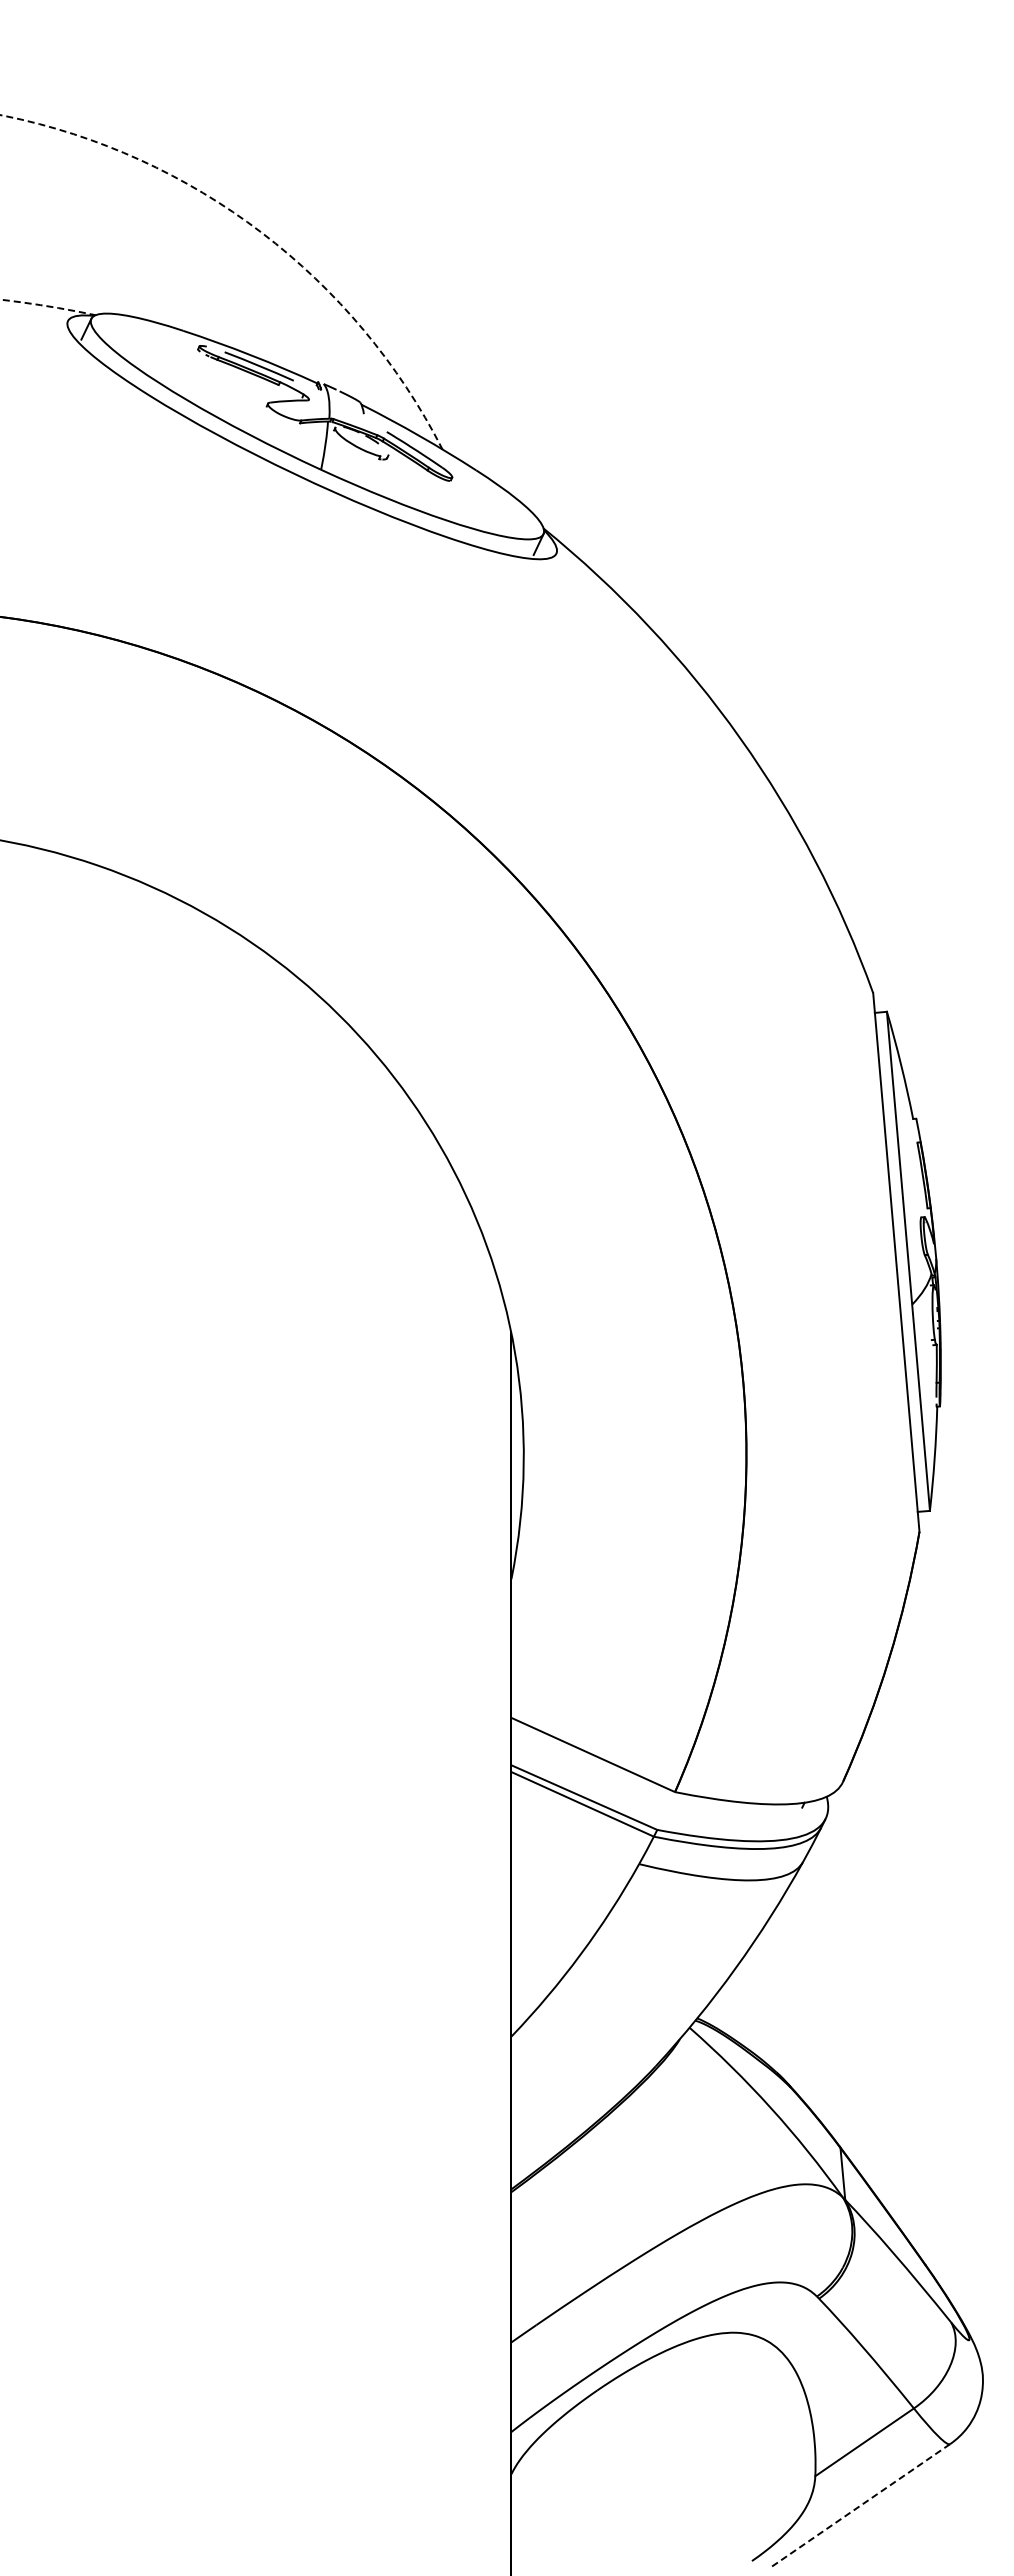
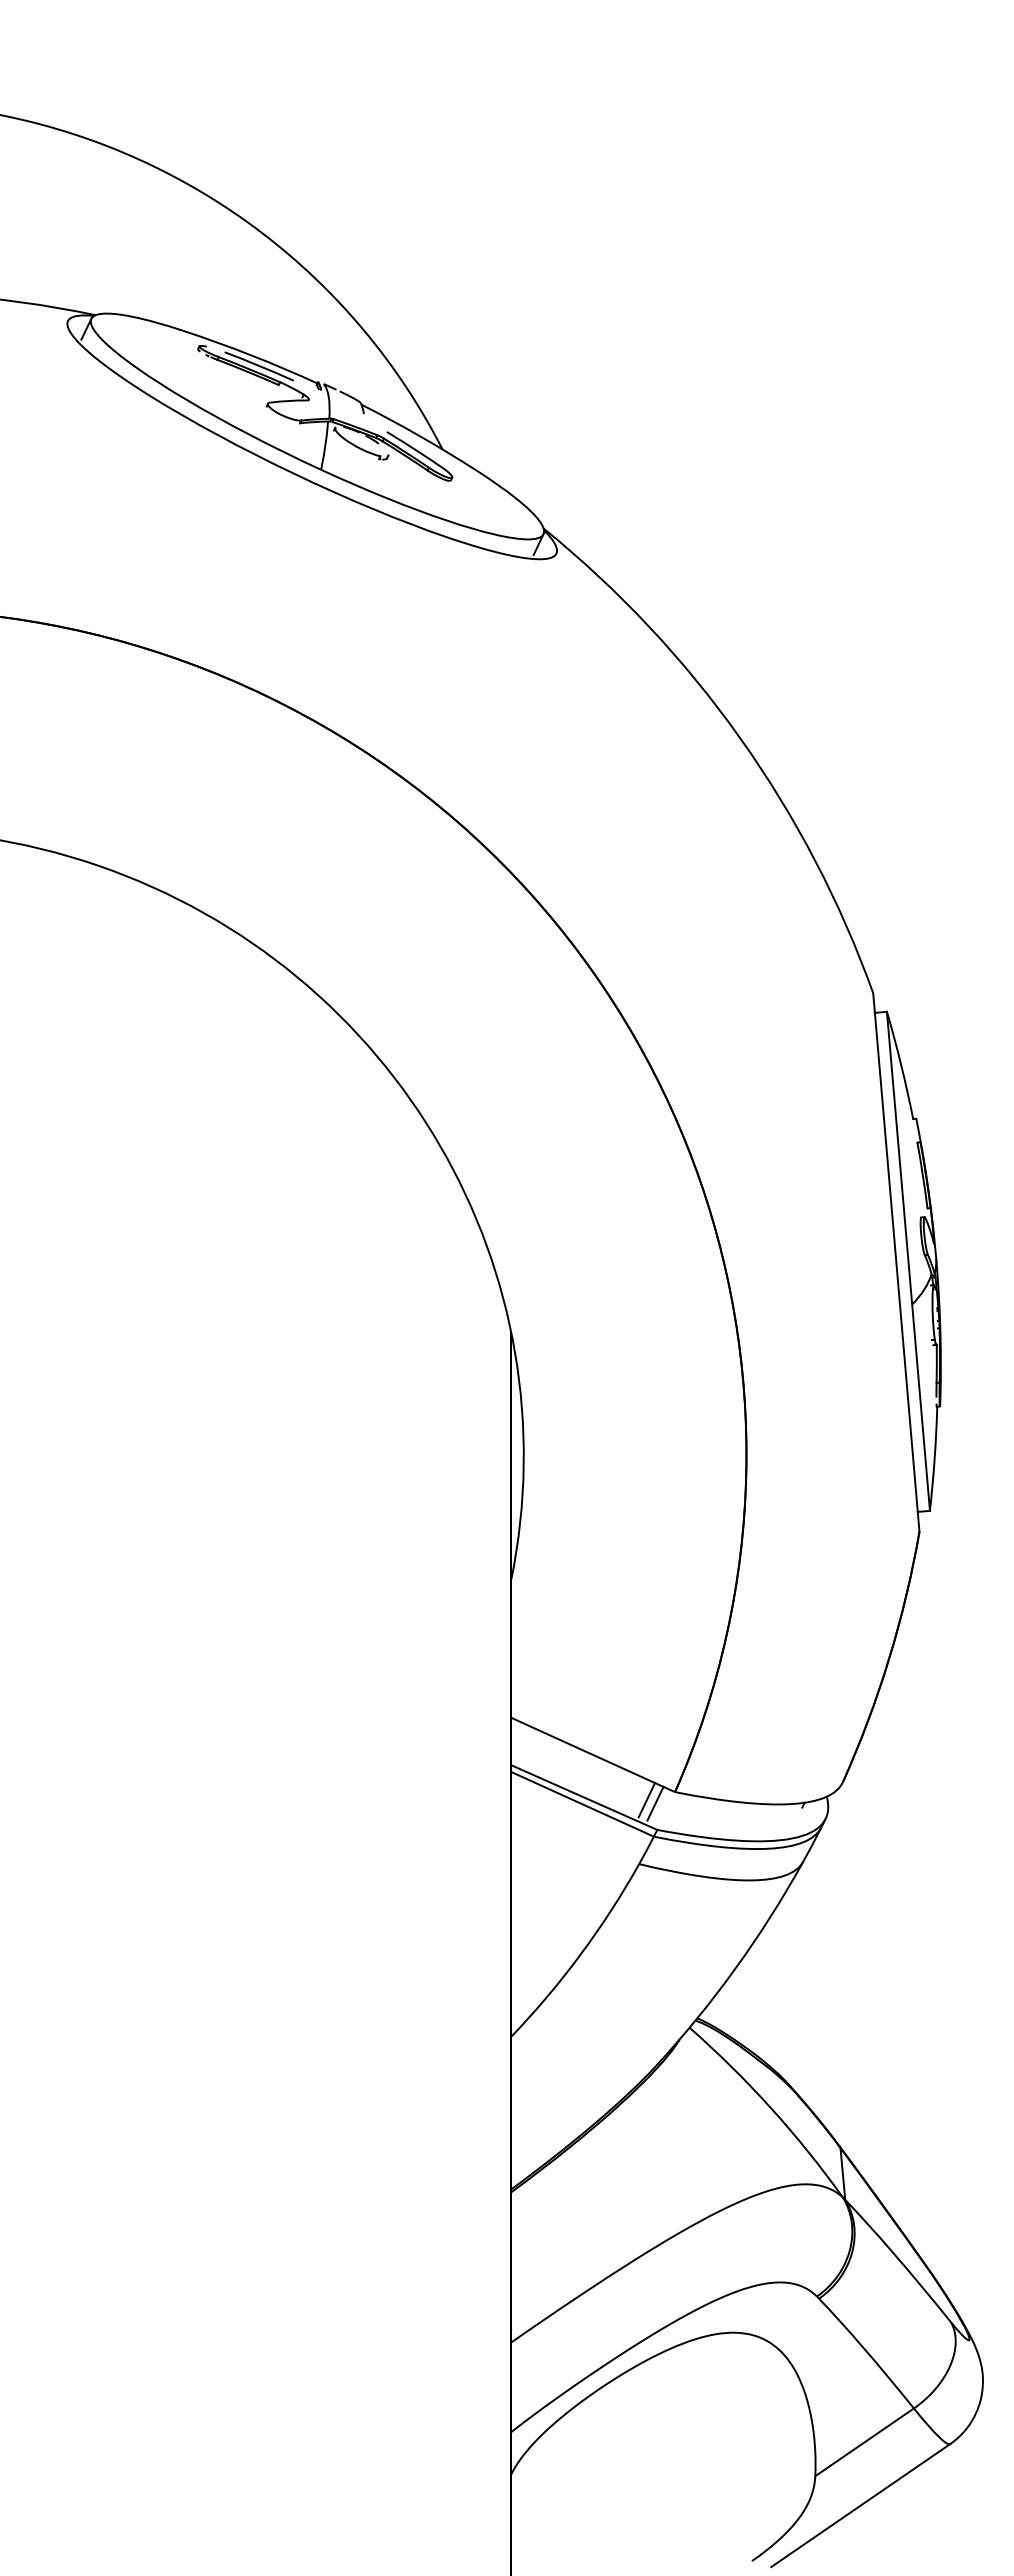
arc: dashed -> solid (259, 231)
arc: dashed -> solid (48, 306)
line: none -> present (646, 1800)
line: none -> present (655, 1803)
line: dashed -> solid (860, 2505)
